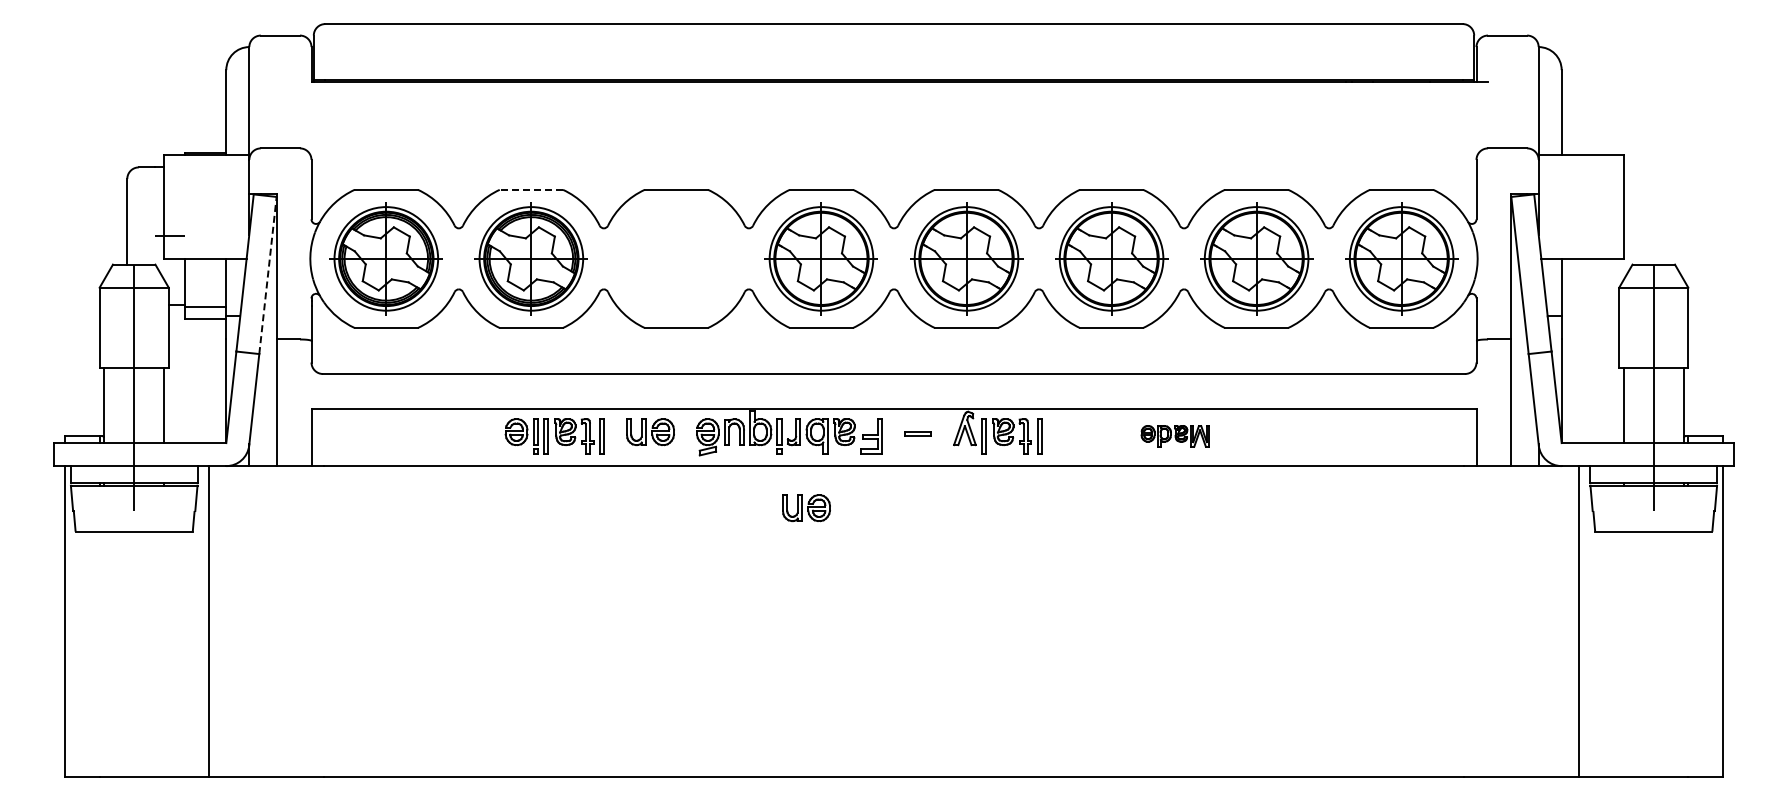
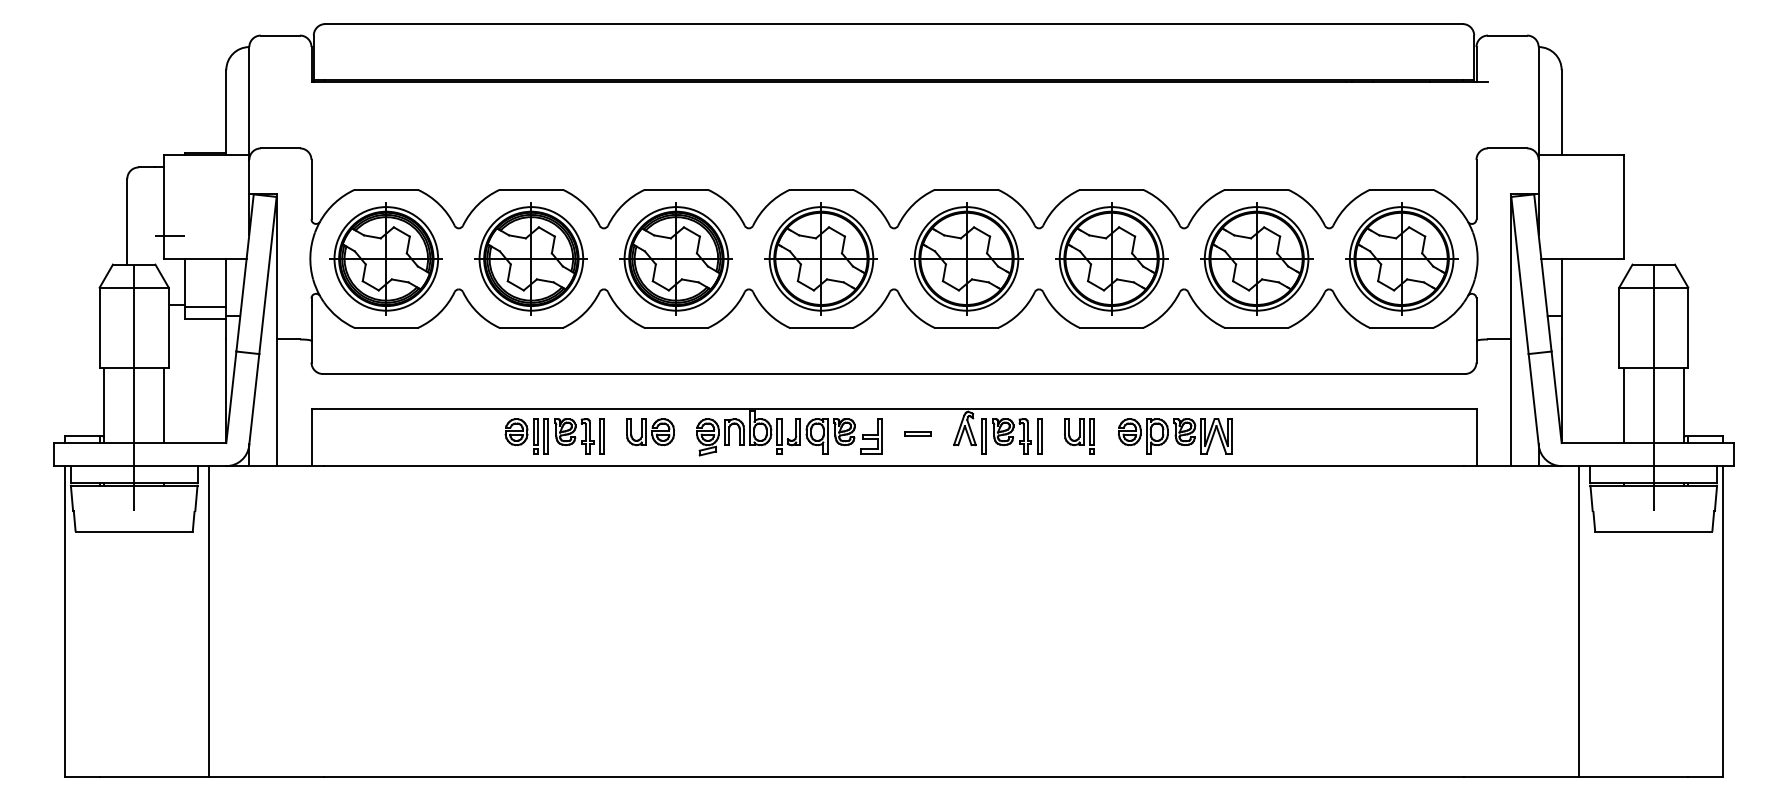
line: dashed -> solid (531, 189)
part: none -> present (675, 258)
line: dashed -> solid (268, 275)
part: none -> present (1079, 436)
part size: 70x23 px -> 115x37 px (1175, 436)
part: present -> none (806, 508)
